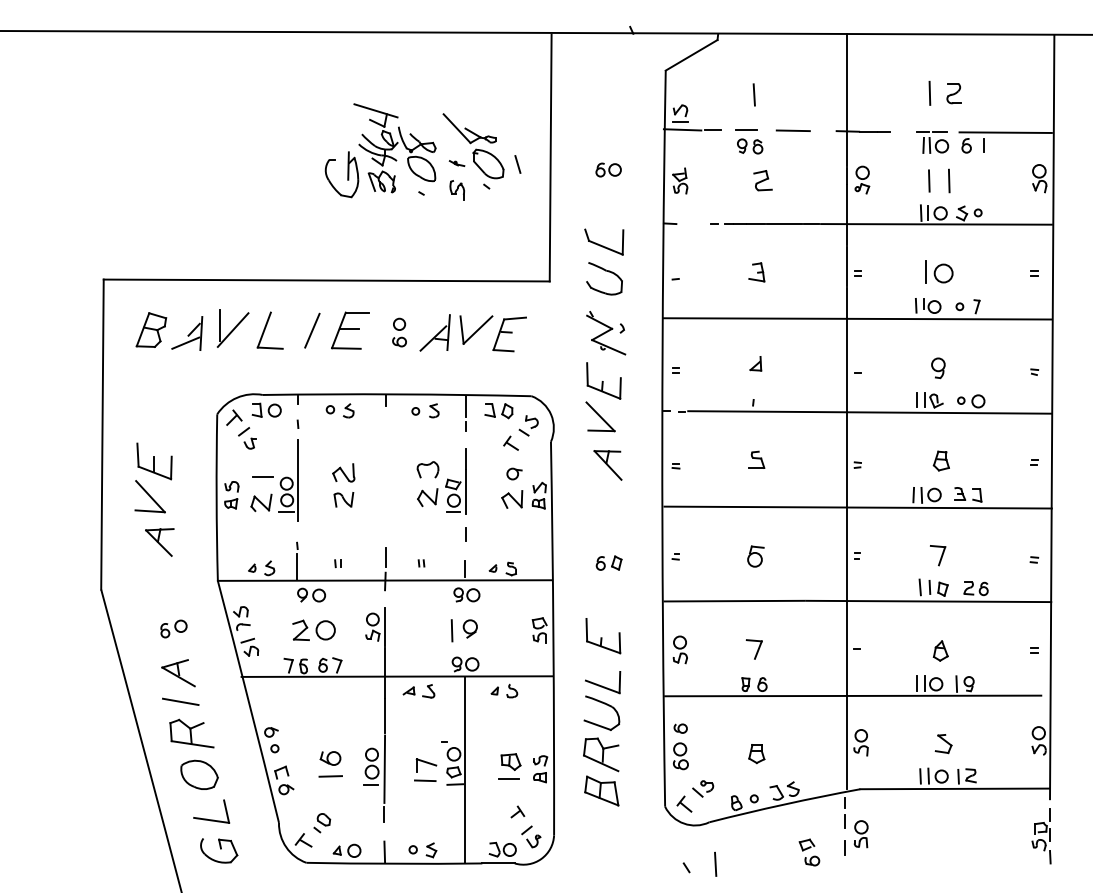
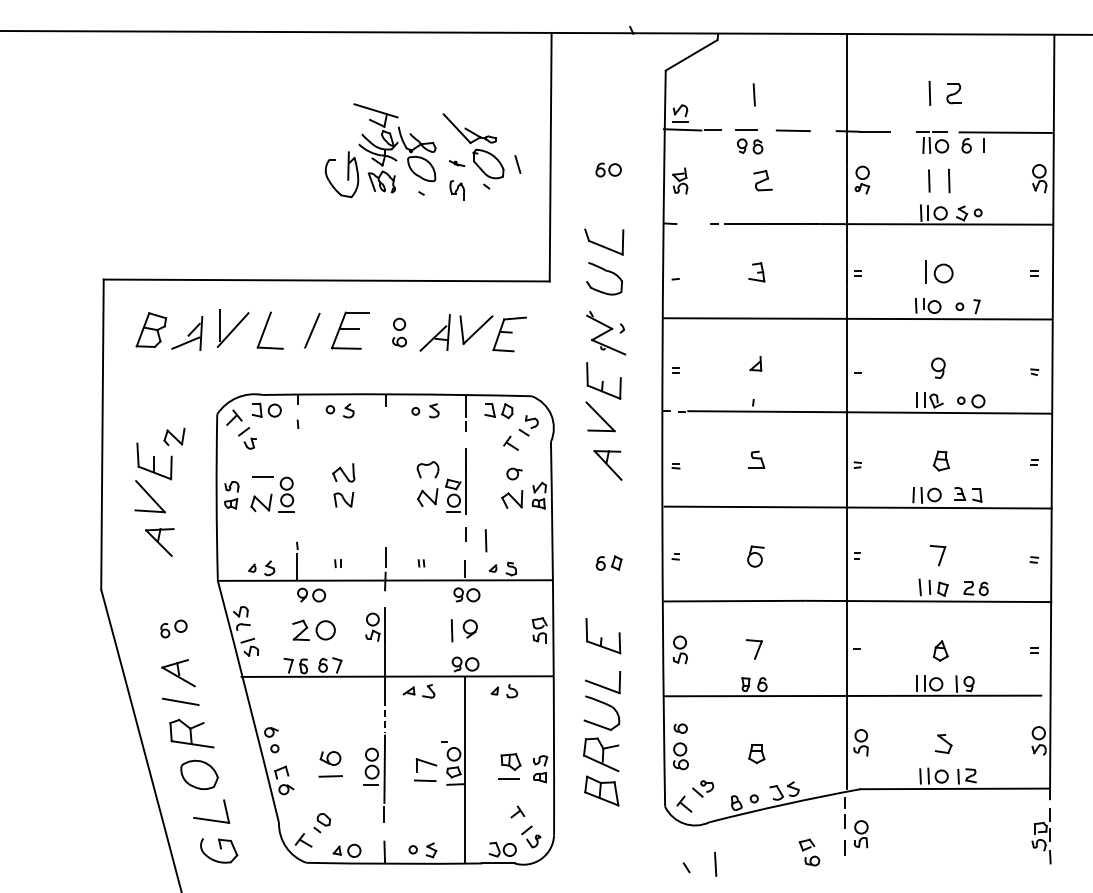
part: none -> present (174, 436)
line: present -> none (297, 479)
line: none -> present (485, 540)
line: solid -> dashed (385, 716)
